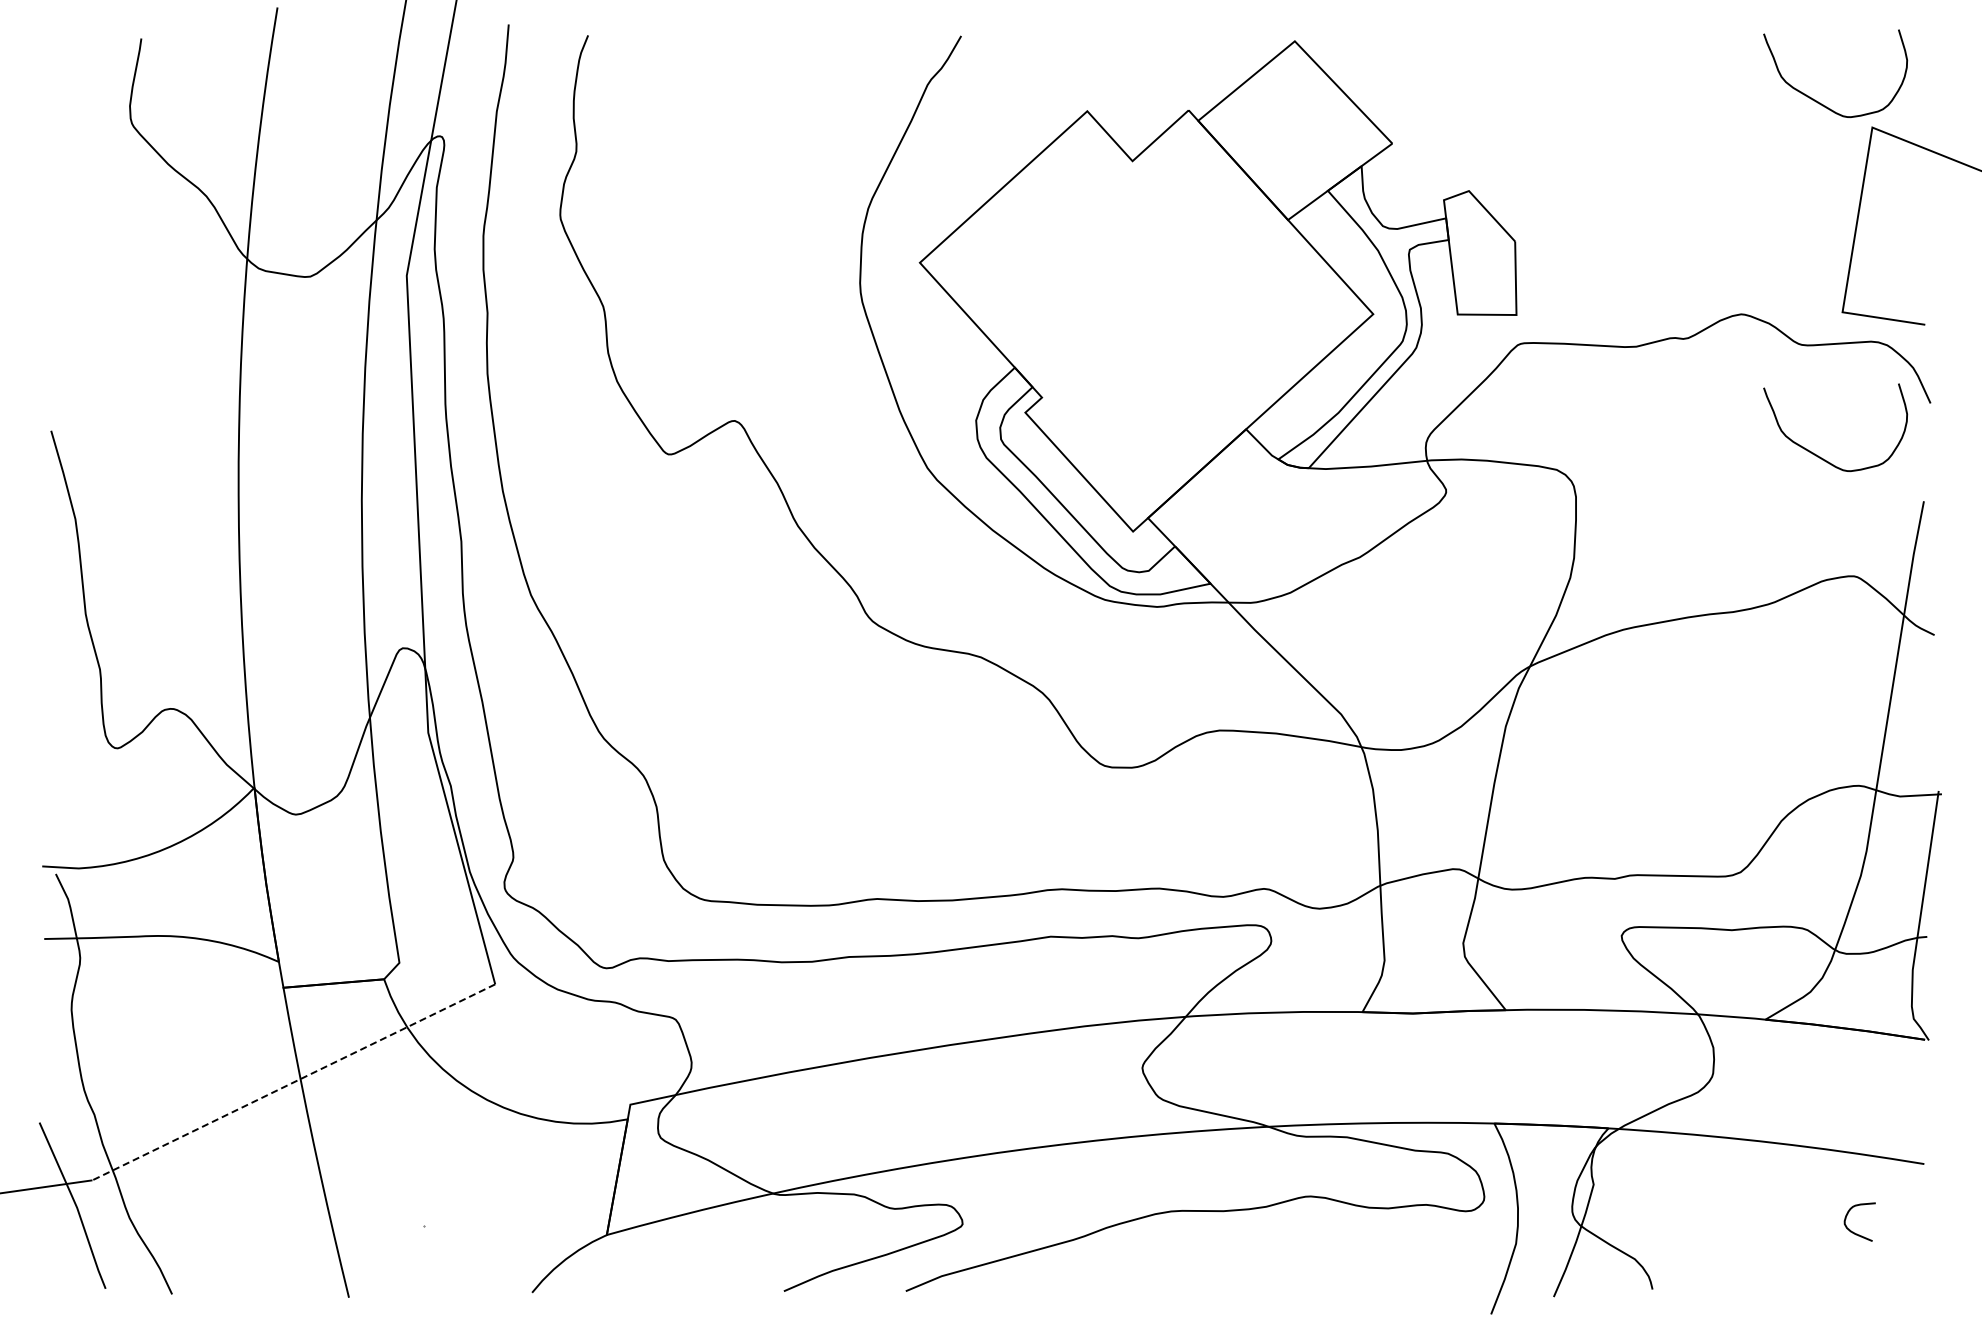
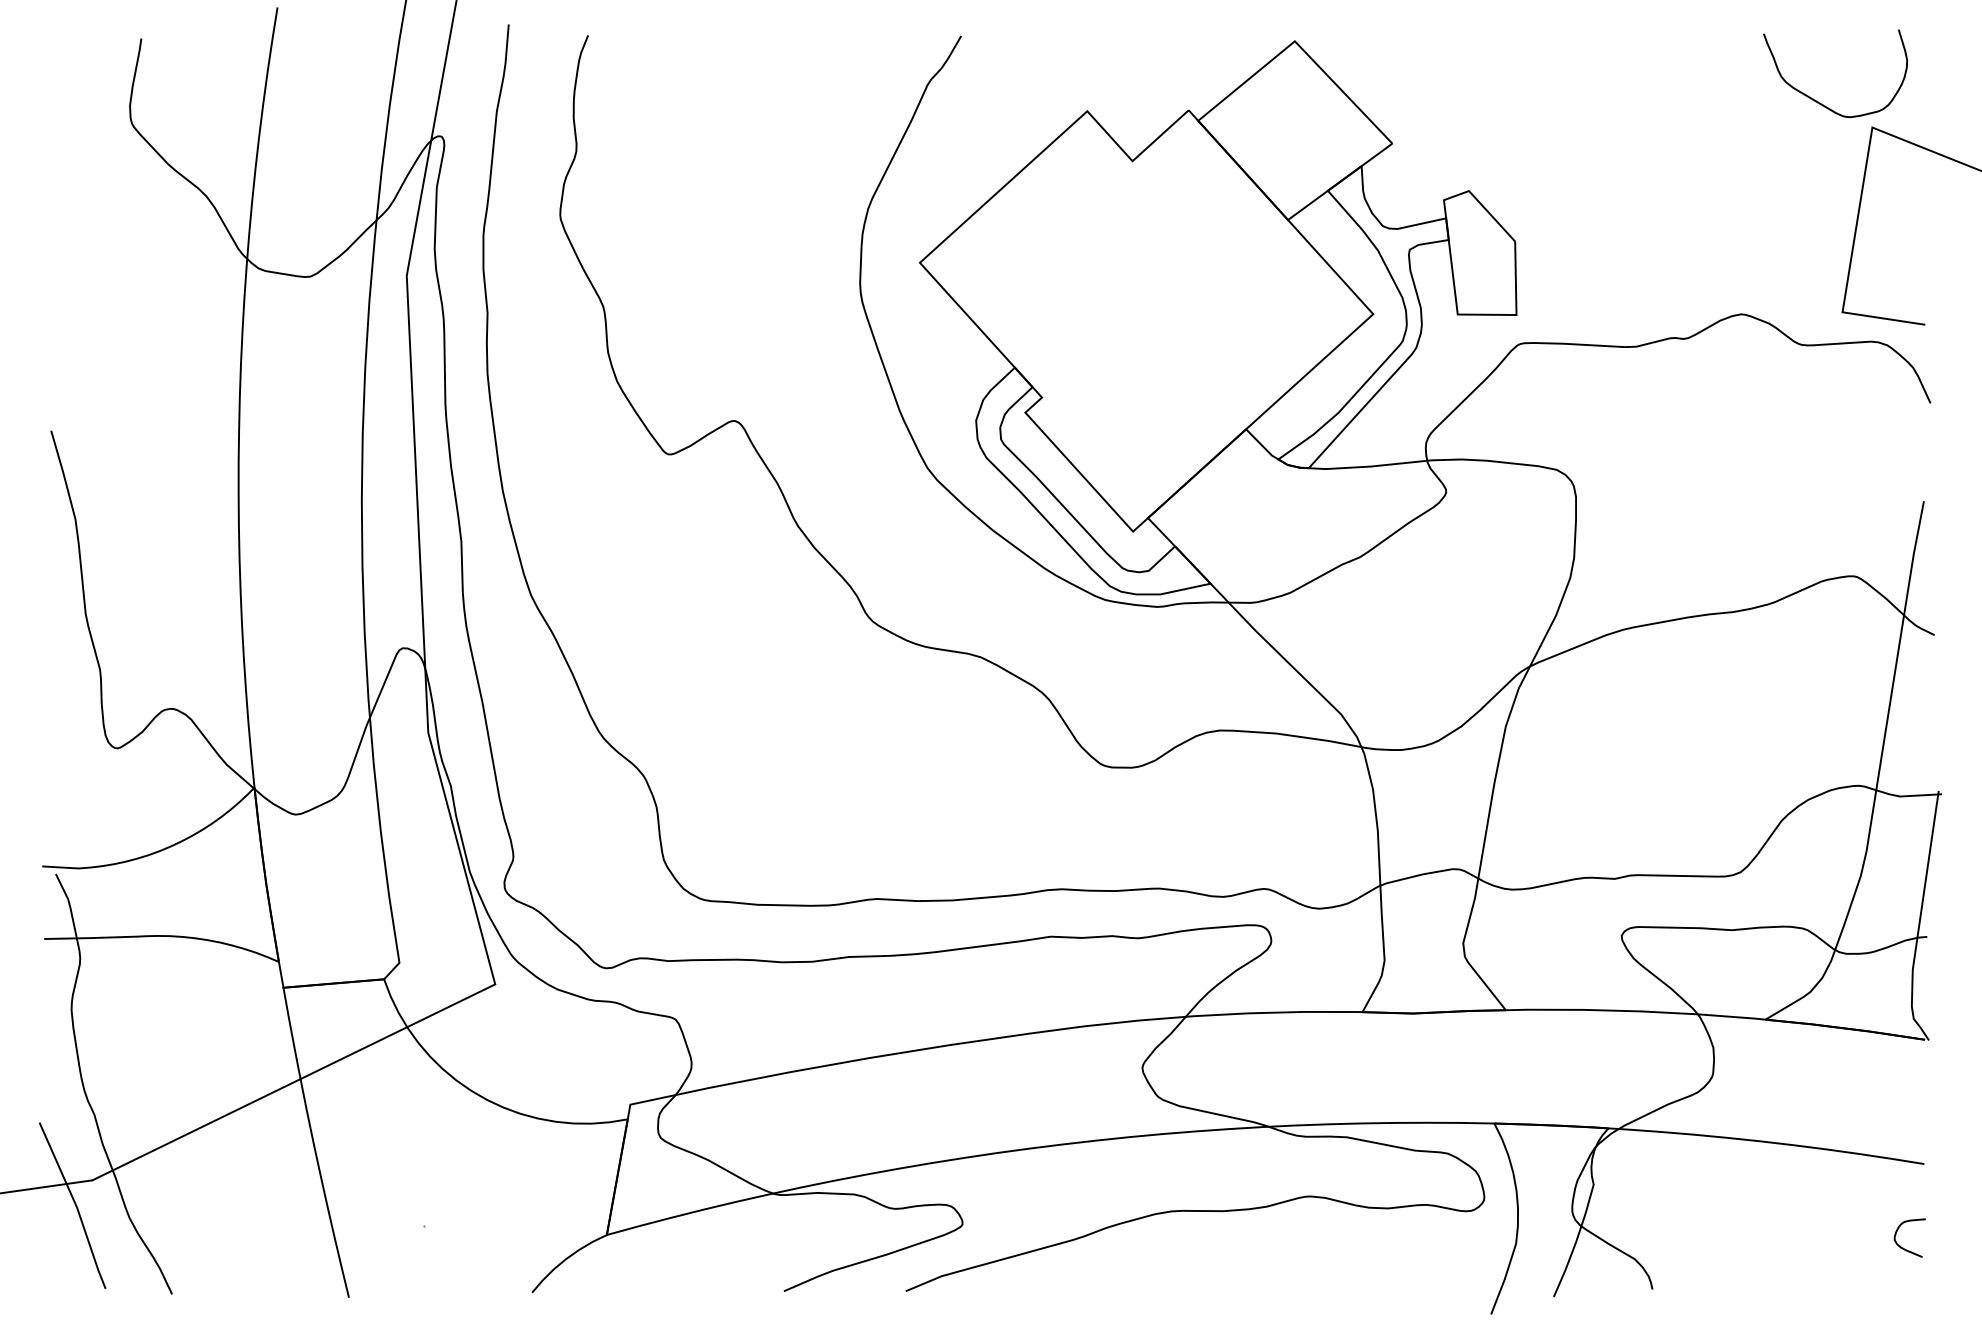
curve: present -> none (1820, 456)
line: dashed -> solid (293, 1082)
curve position: (1853, 1231) -> (1903, 1247) (1903, 1247)
